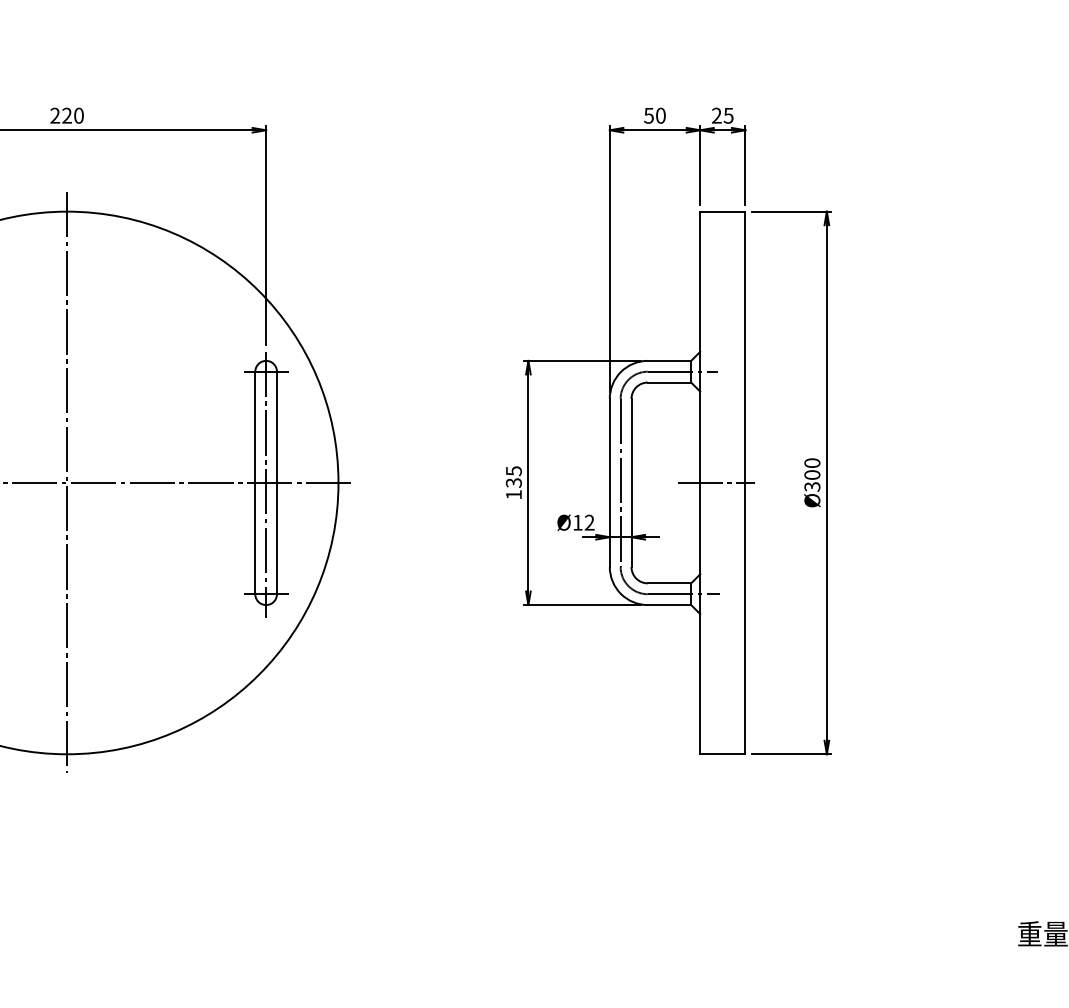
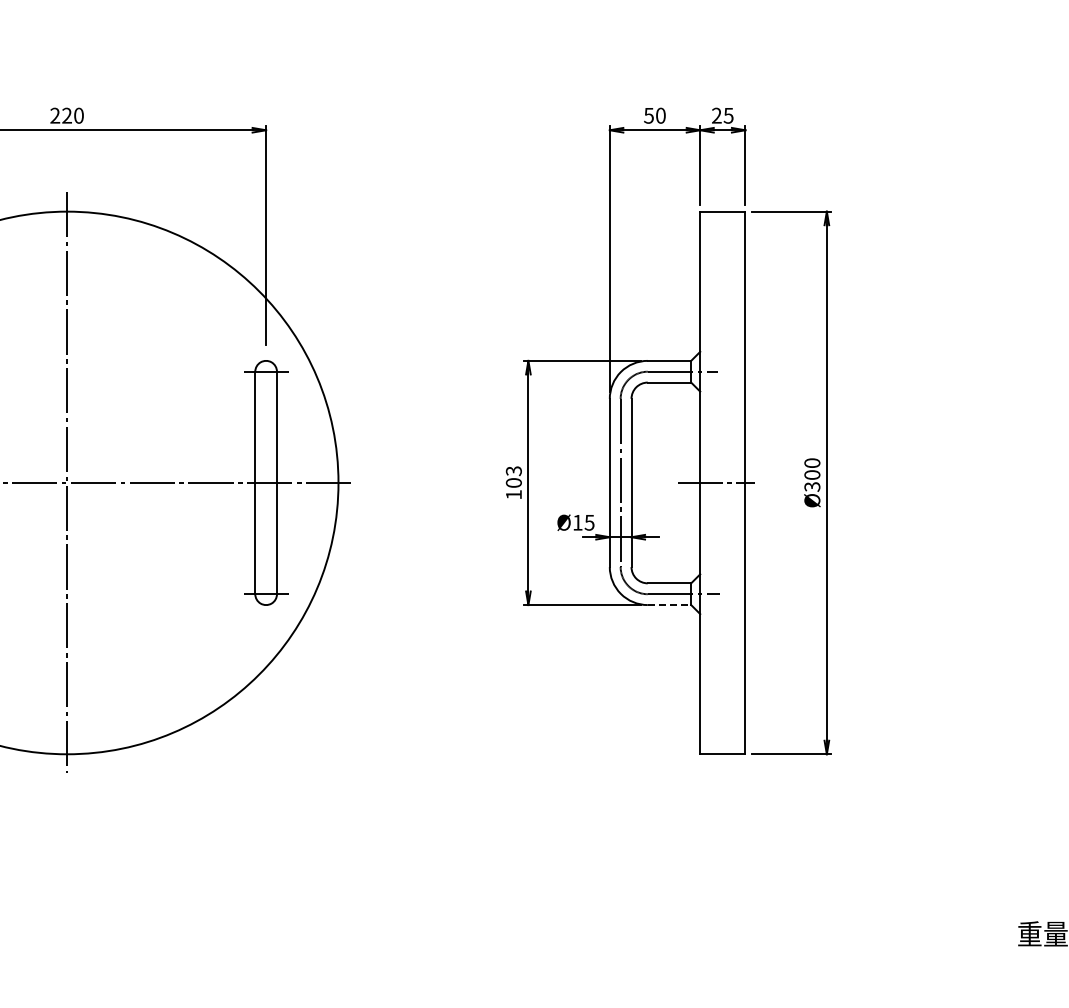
text: 135 -> 103 (513, 476)
line: present -> none (266, 484)
text: Ø12 -> Ø15 (589, 522)
line: solid -> dashed (669, 605)
